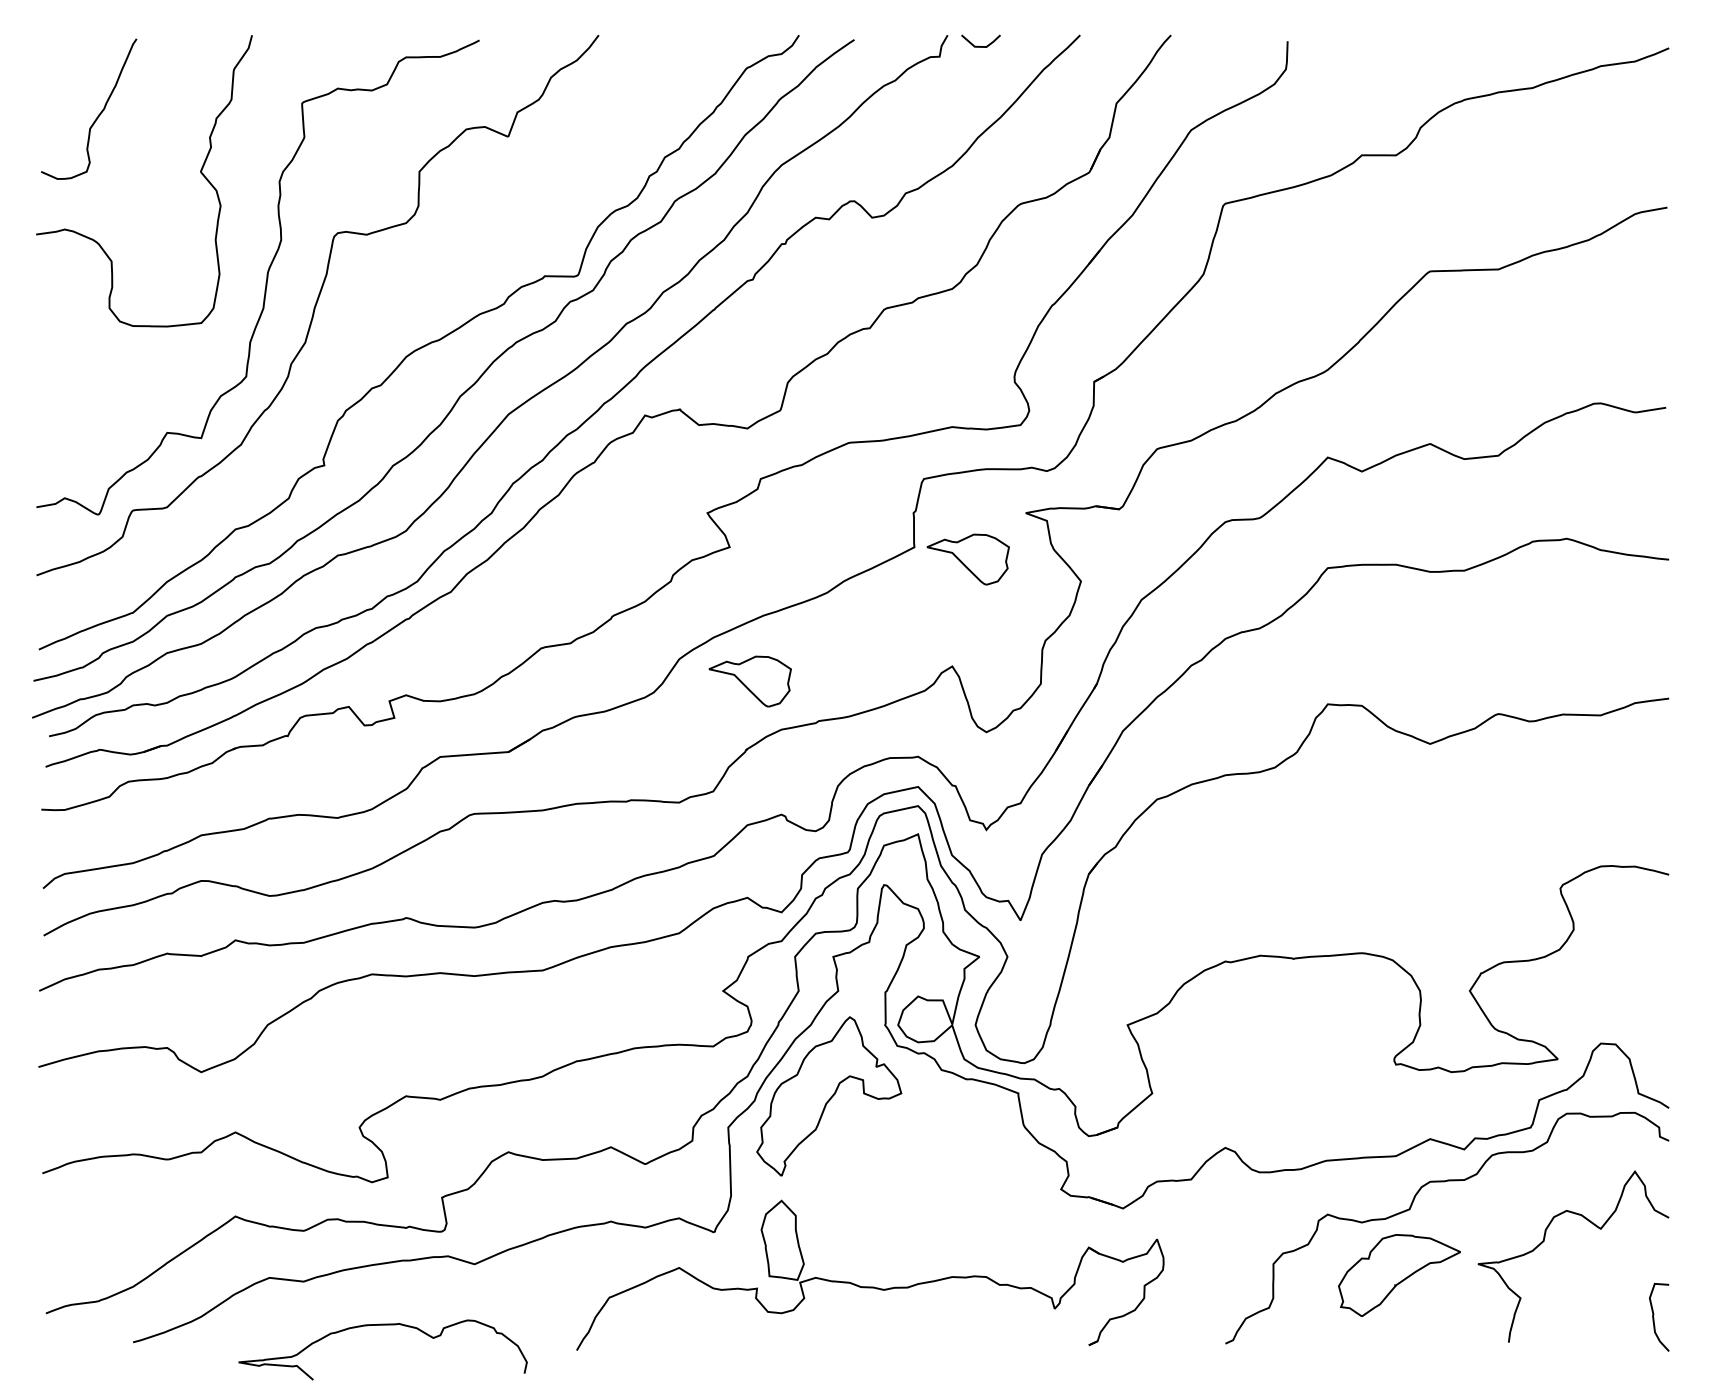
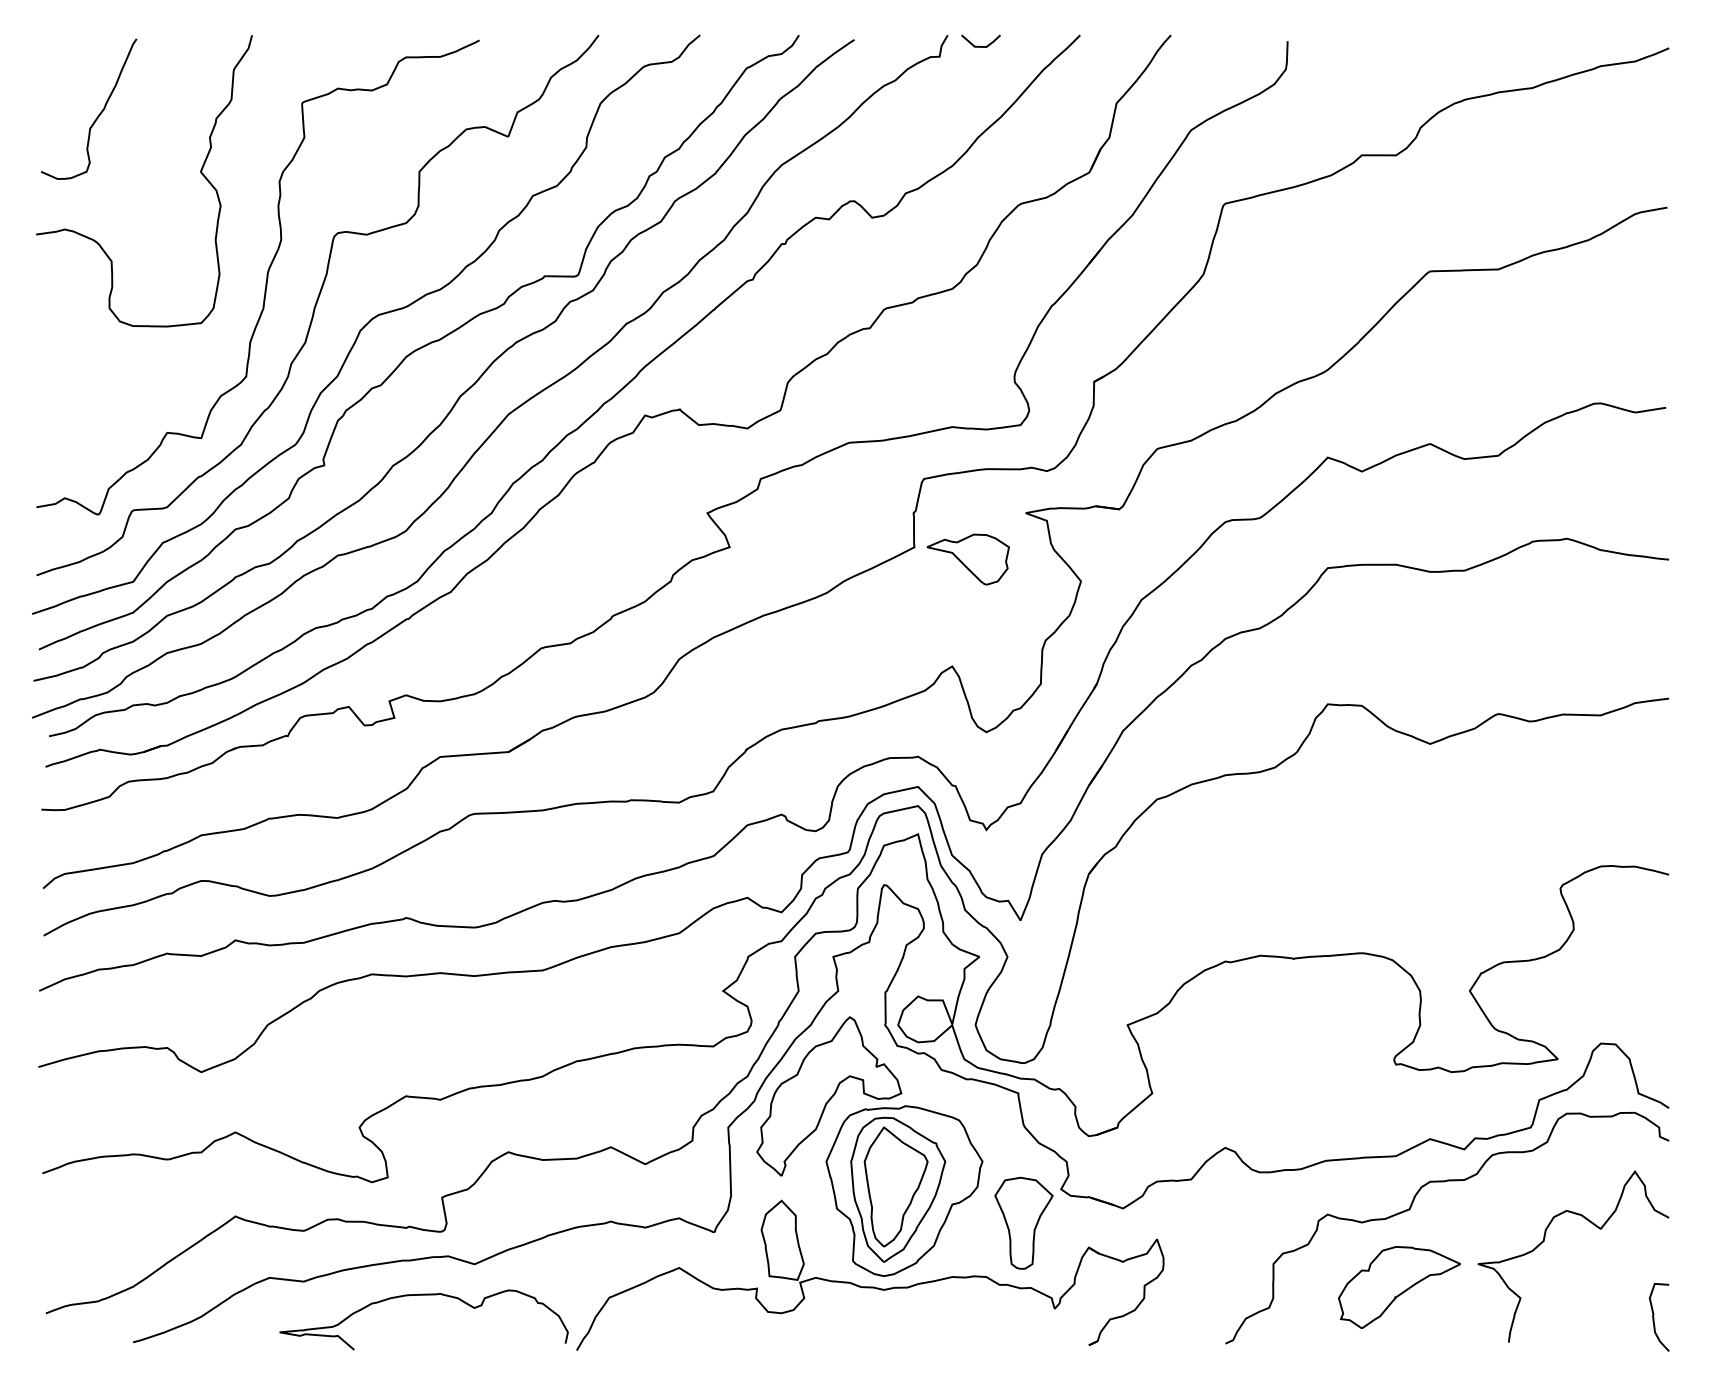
curve: none -> present (366, 324)
part: present -> none (749, 681)
part: none -> present (904, 1190)
part: none -> present (1023, 1222)
part position: (1399, 1275) -> (1399, 1287) (1399, 1287)
curve position: (382, 1325) -> (423, 1295) (423, 1295)
